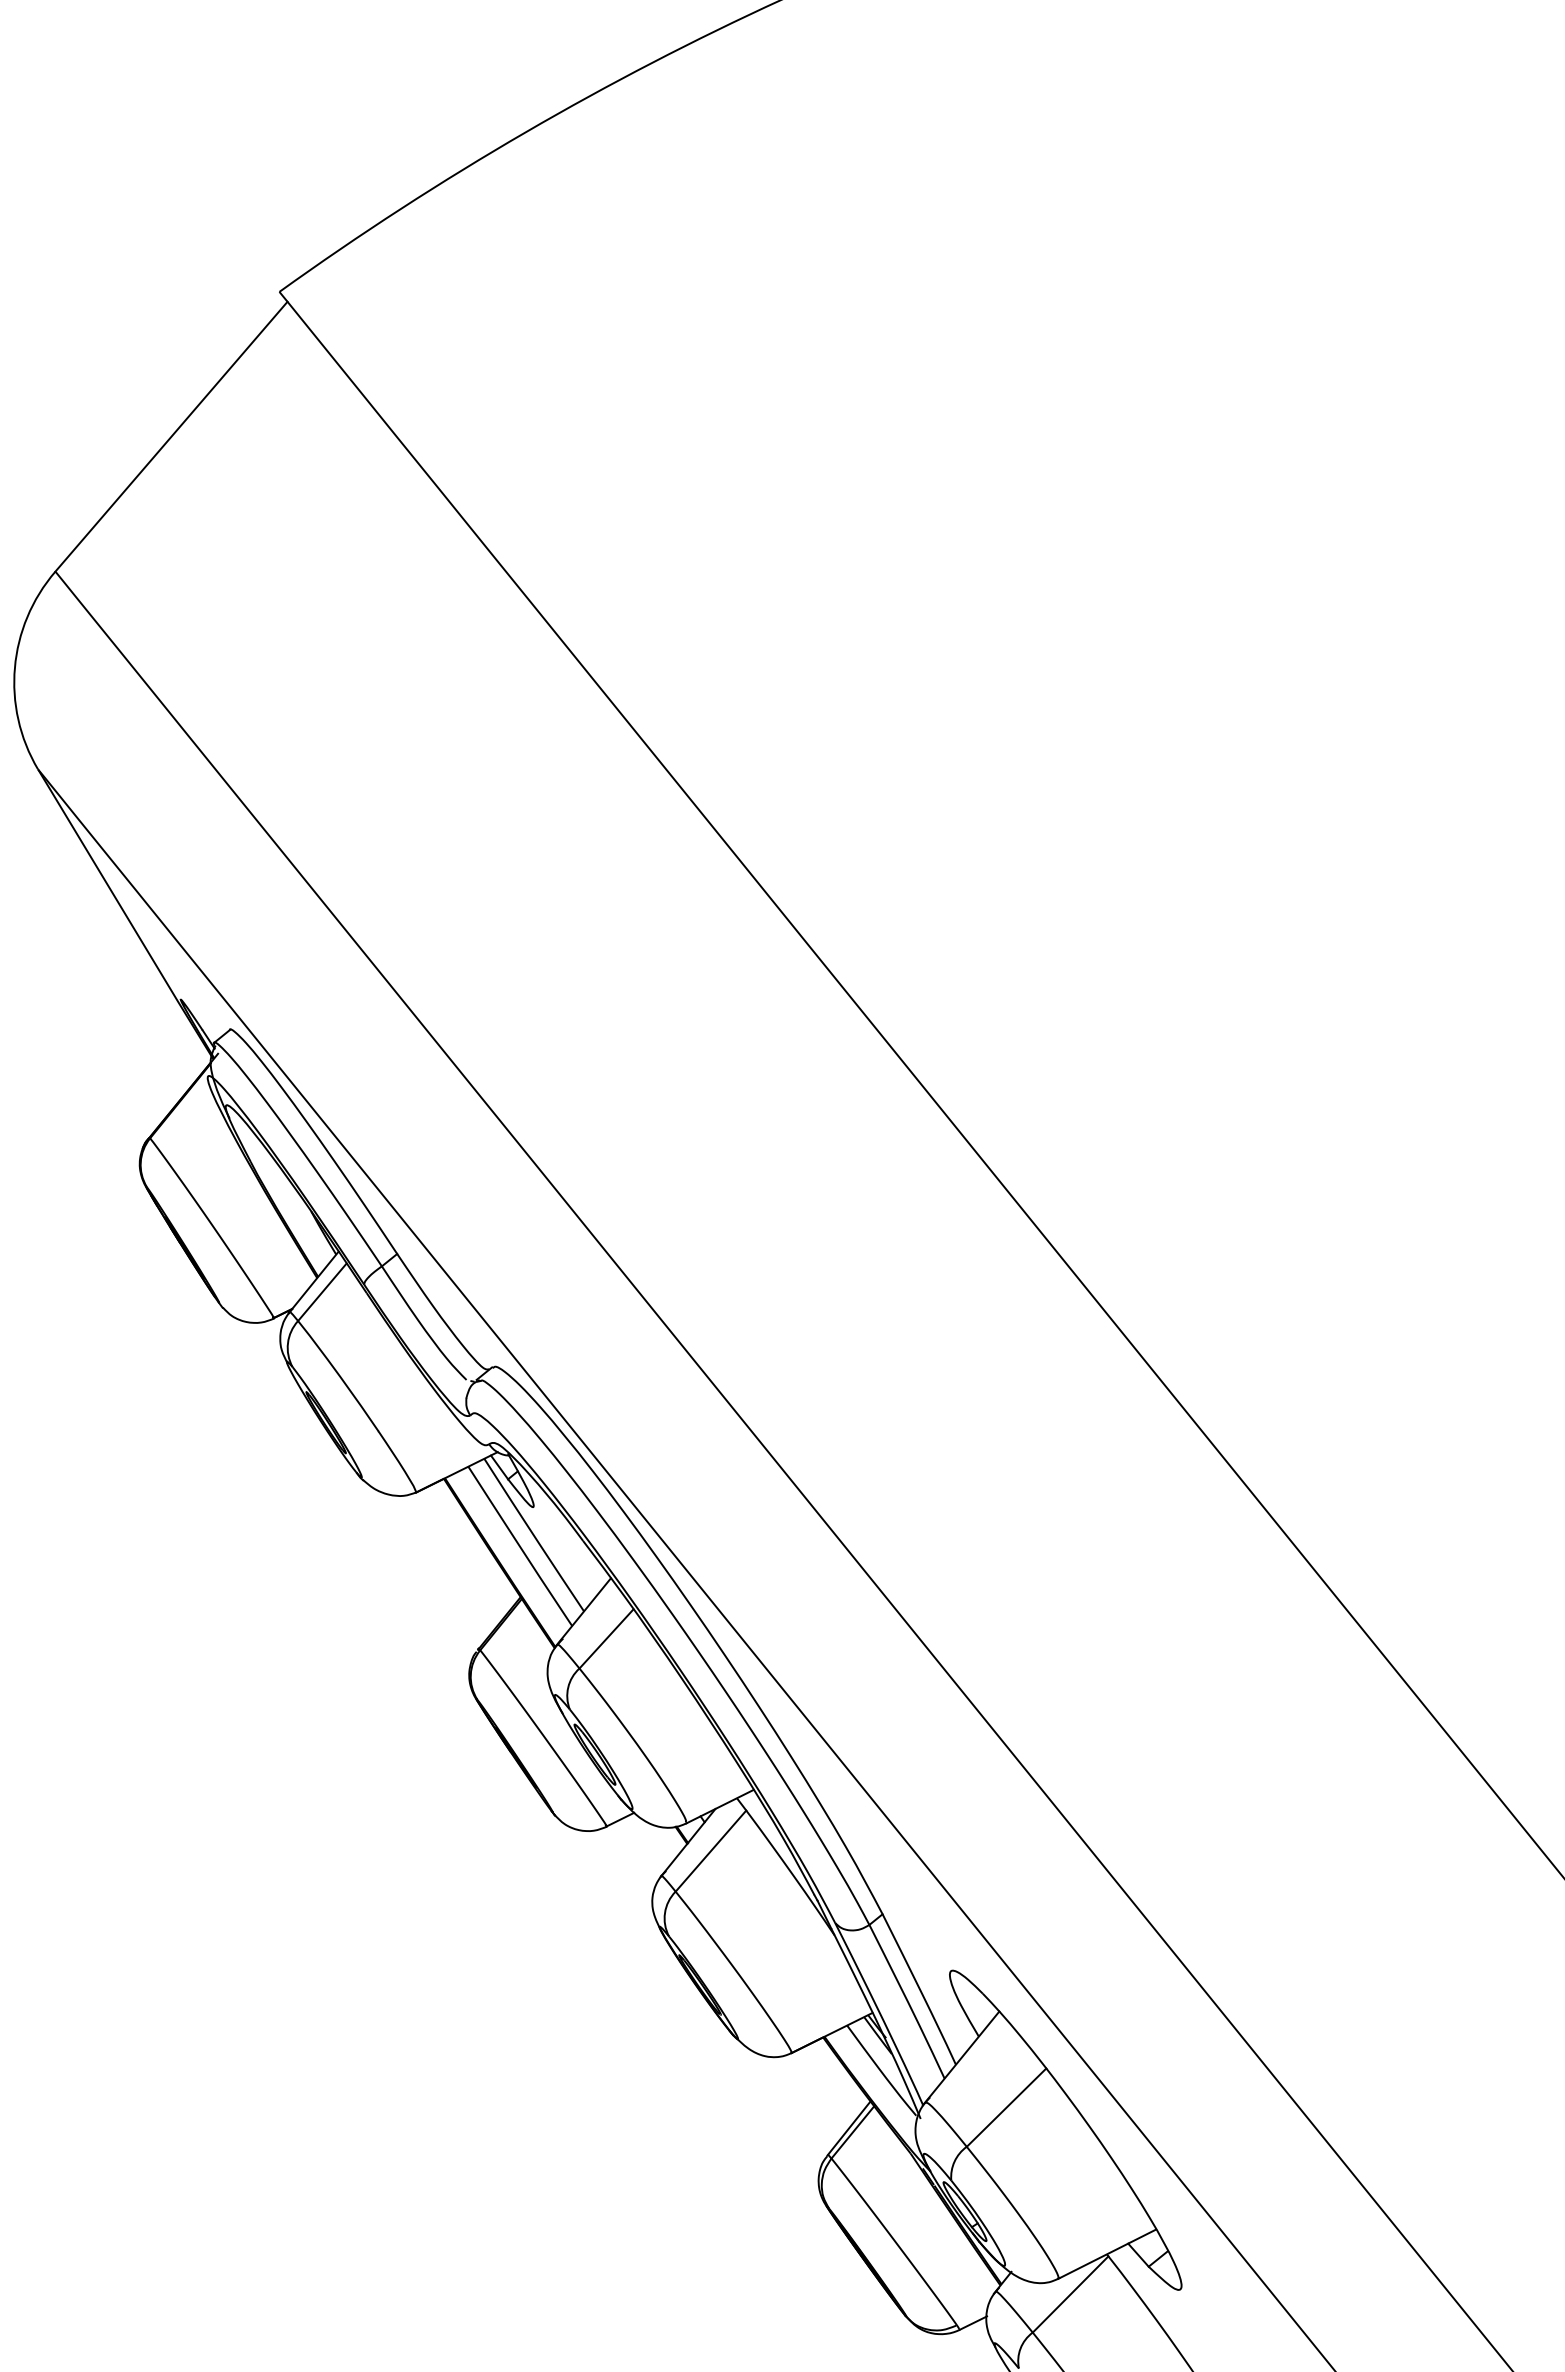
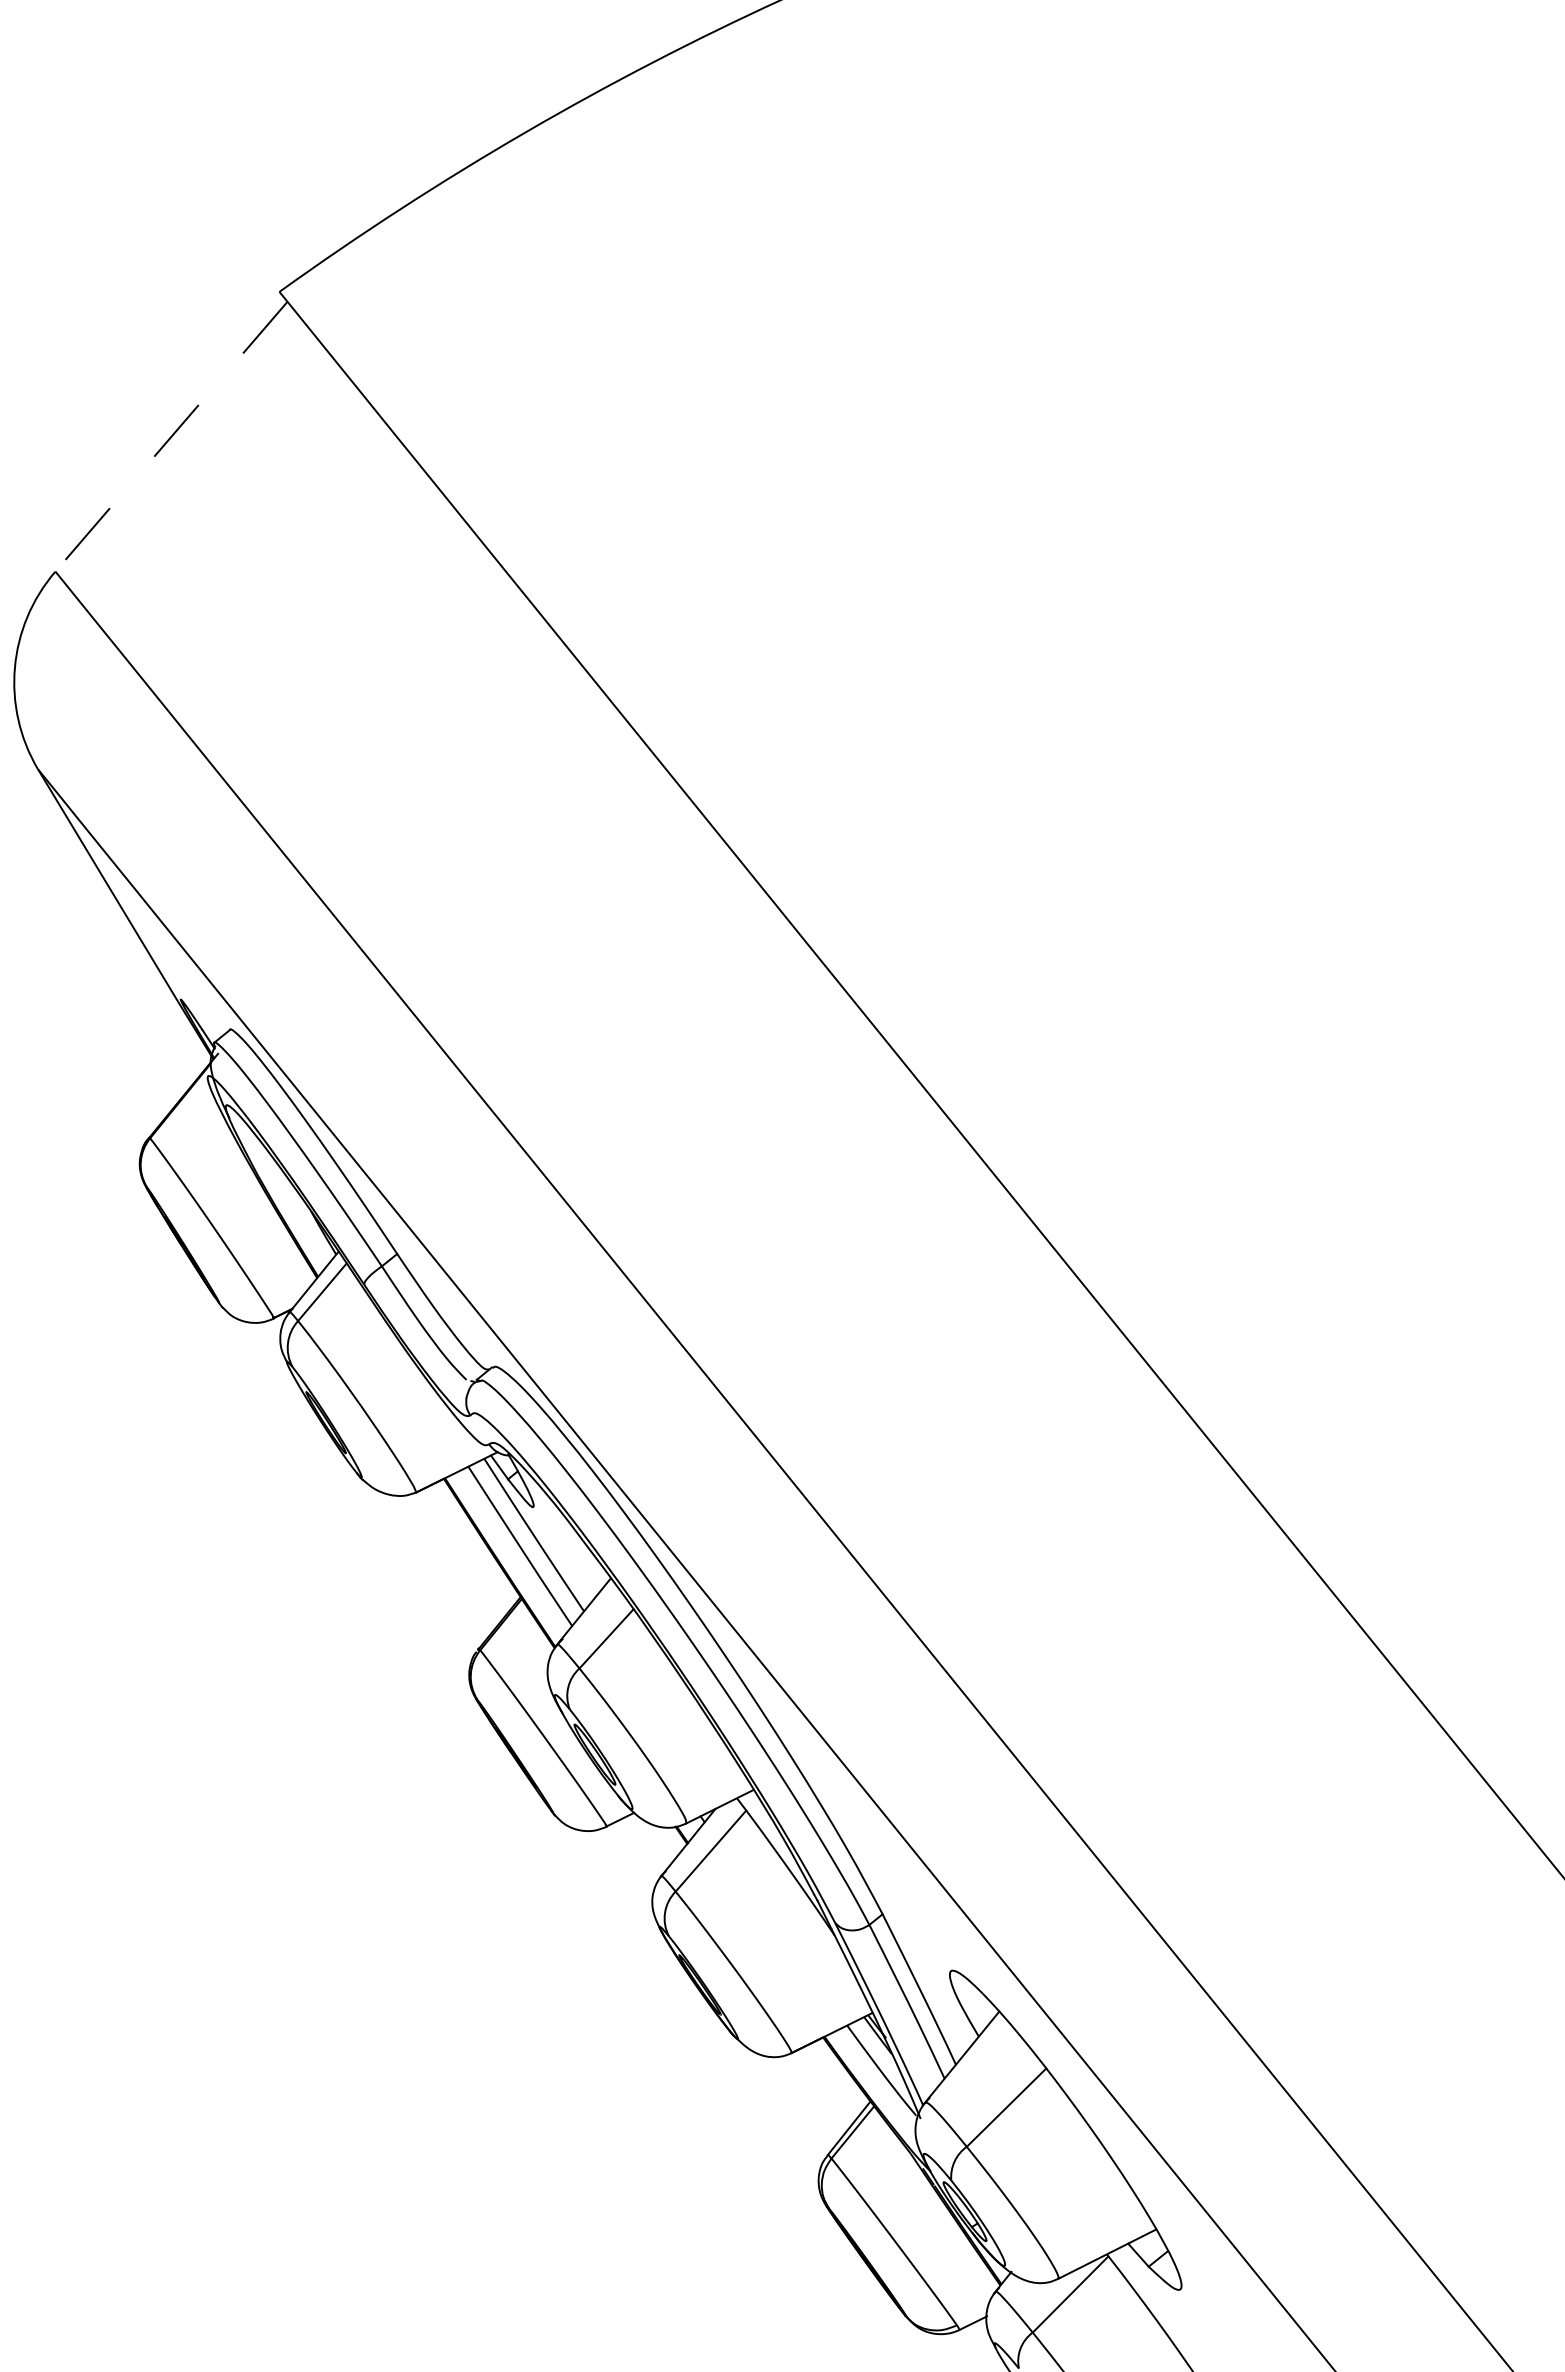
line: solid -> dashed (171, 436)
